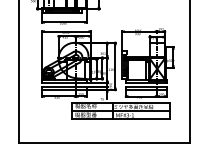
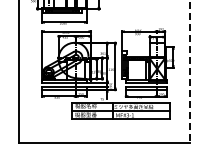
line: solid -> dashed (190, 72)
